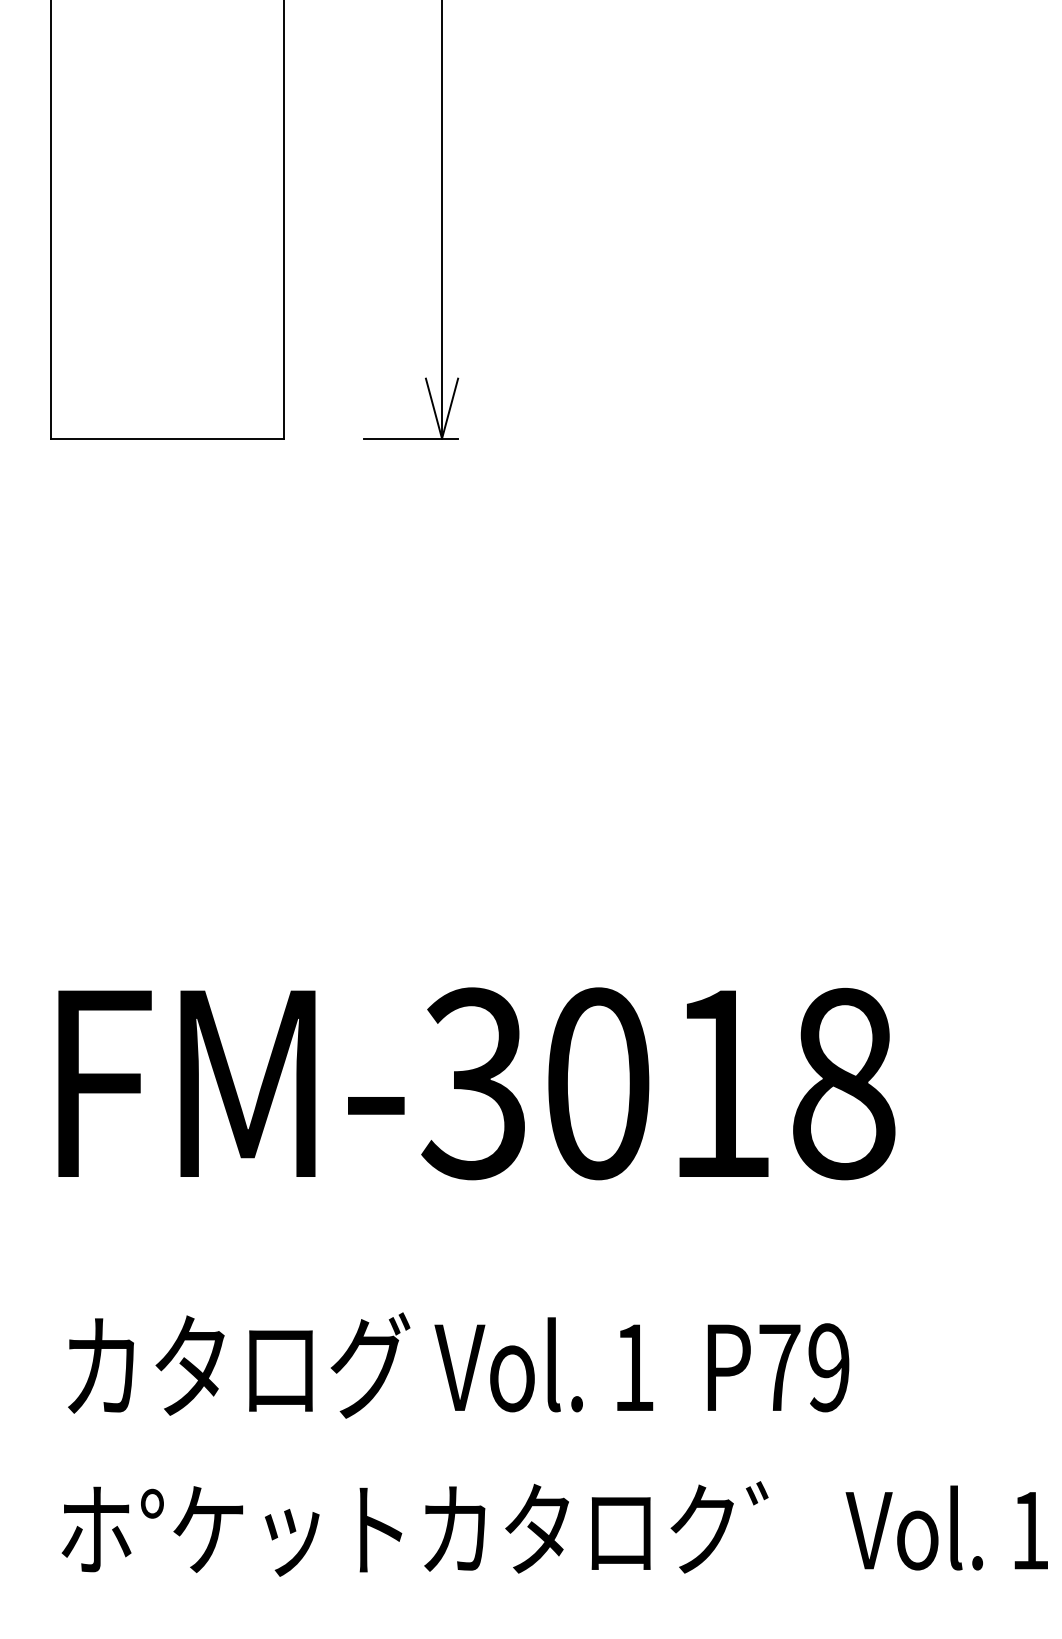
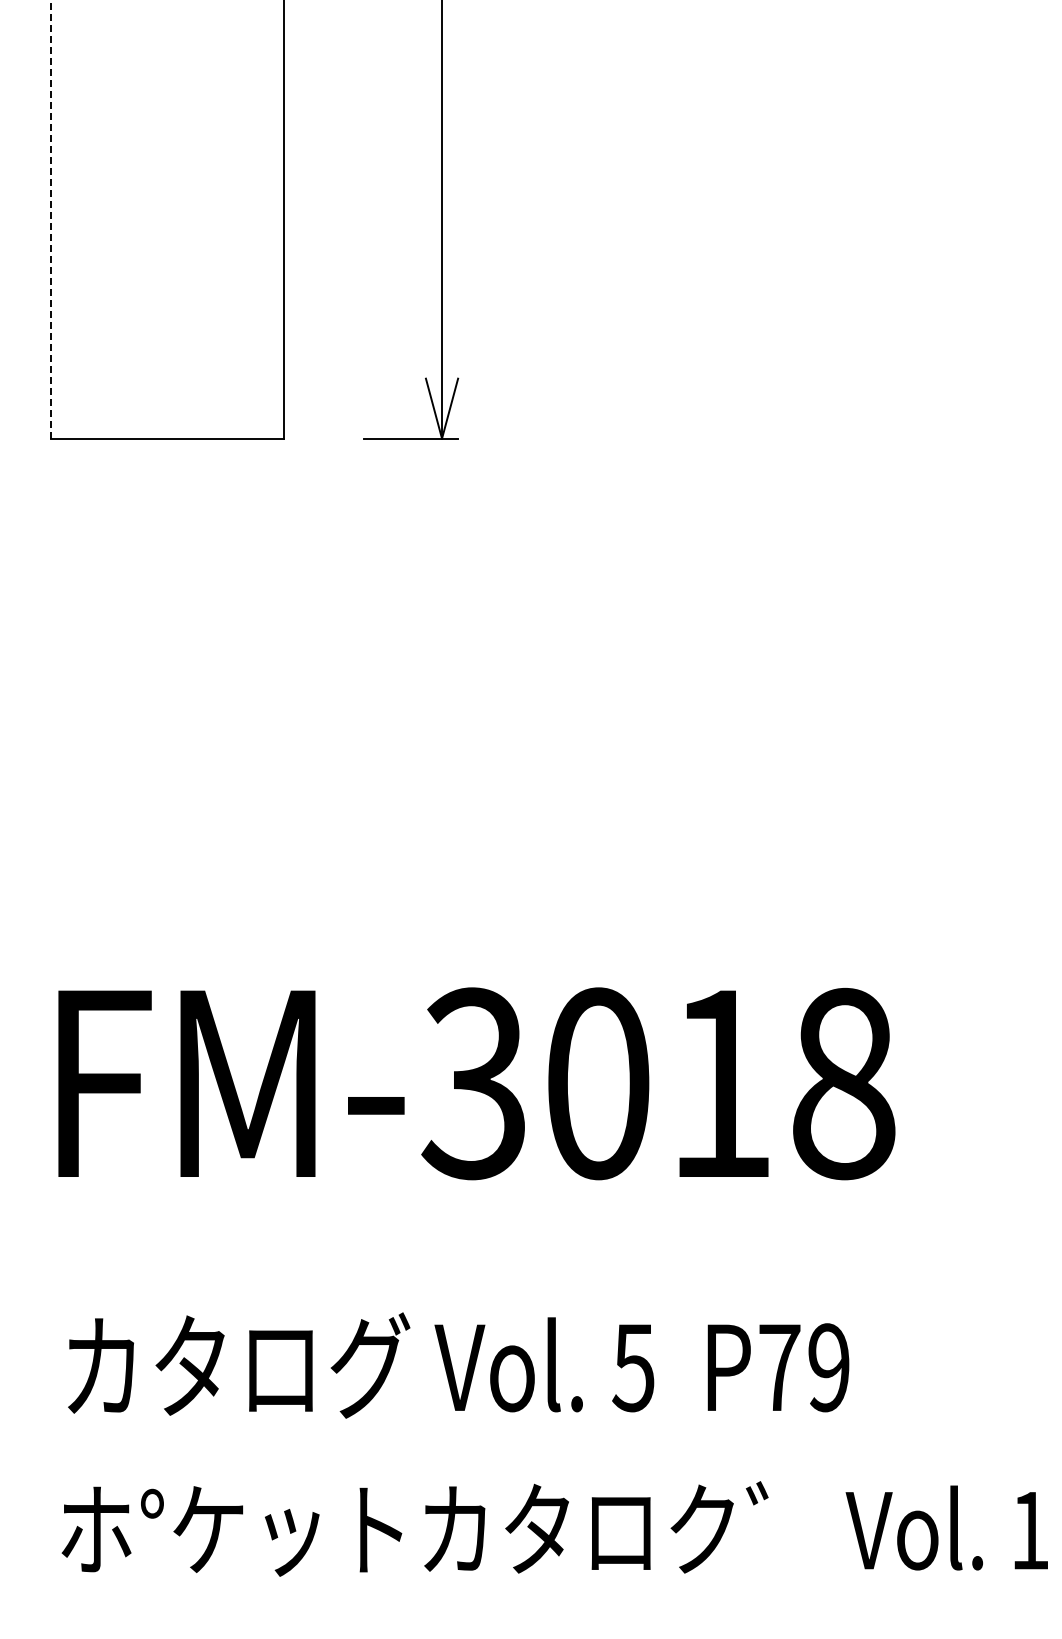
line: solid -> dashed (51, 219)
text: 1 -> 5 (633, 1368)
